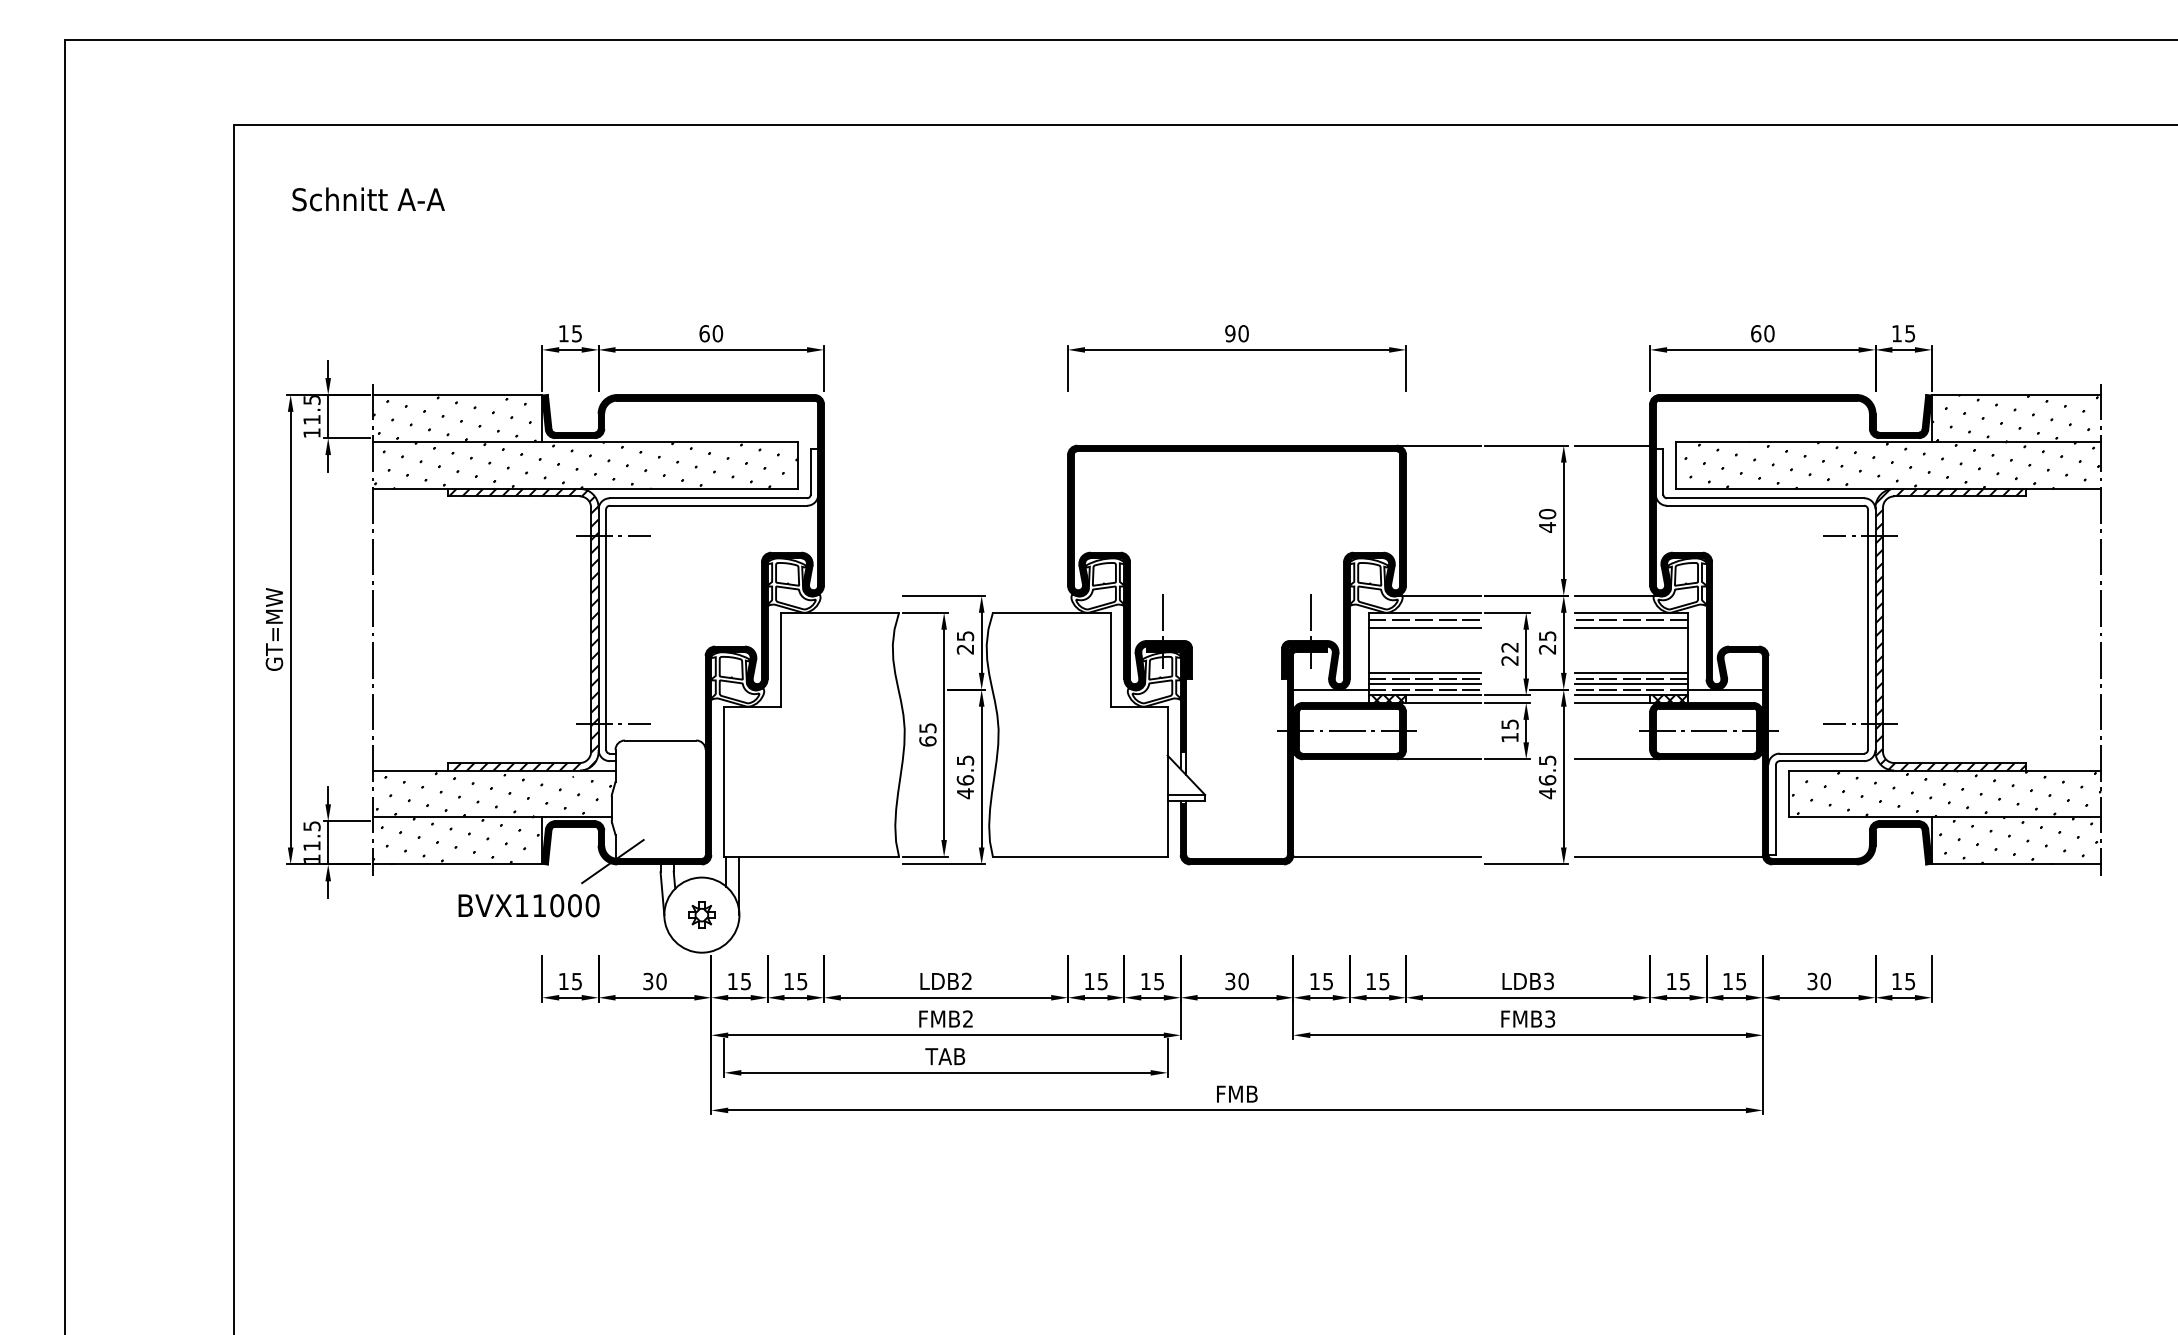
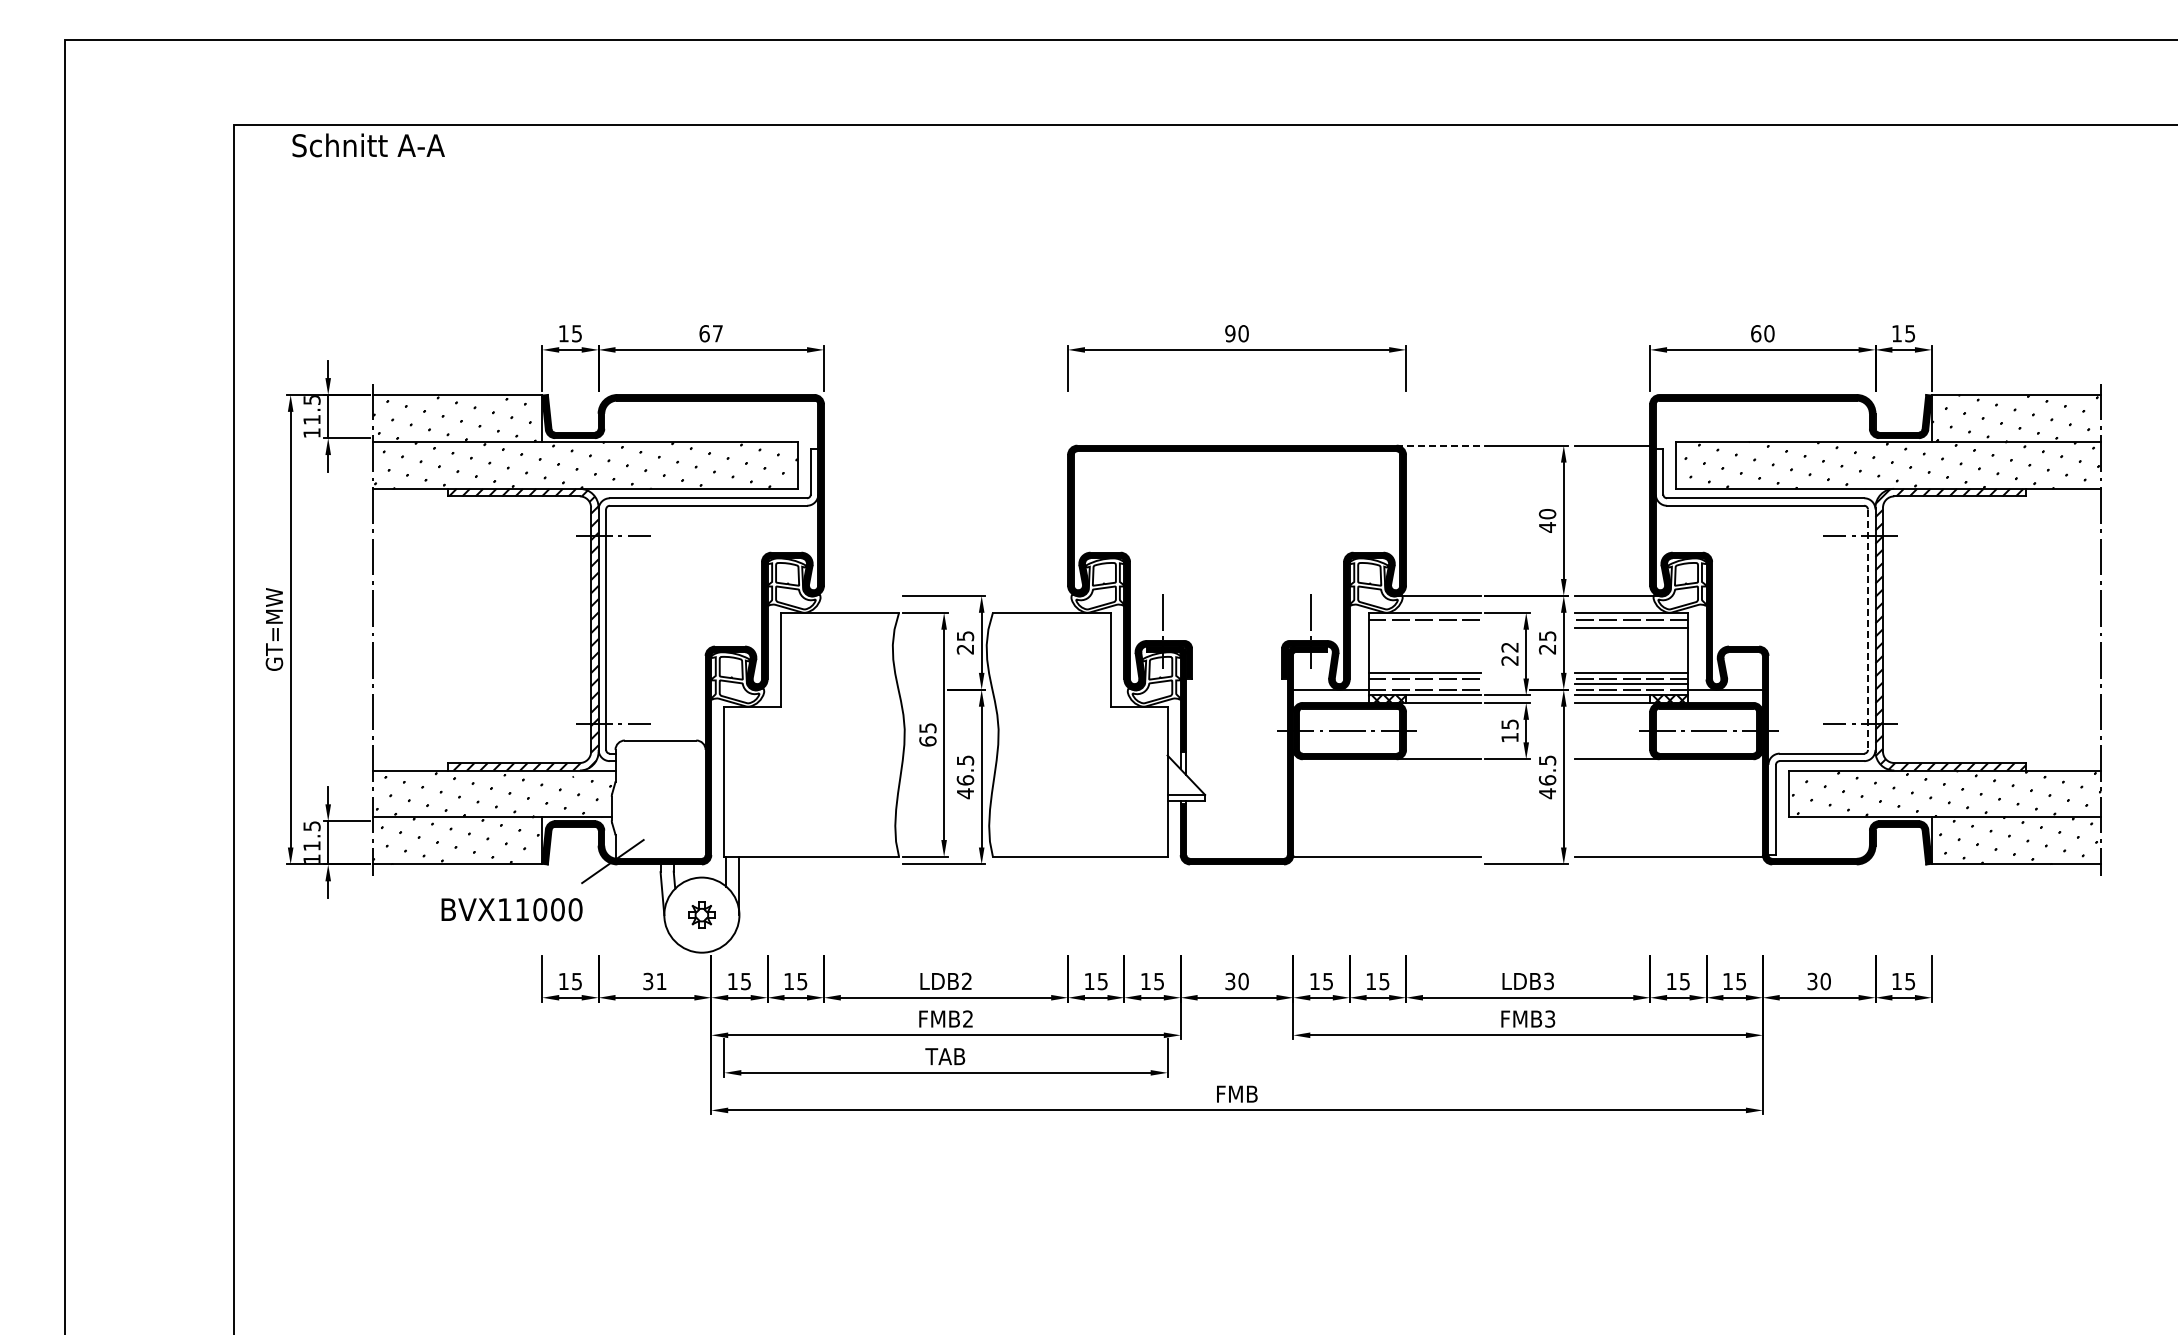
text position: (368, 199) -> (368, 145) (368, 145)
text: 60 -> 67 (717, 333)
line: solid -> dashed (1438, 445)
line: present -> none (1424, 627)
line: solid -> dashed (1867, 630)
line: present -> none (1424, 684)
text position: (528, 905) -> (511, 909) (511, 909)
text: 30 -> 31 (661, 981)
